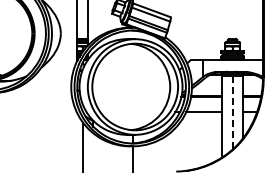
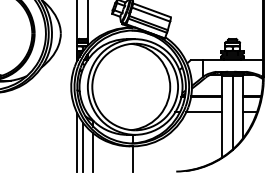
line: dashed -> solid (232, 112)
line: none -> present (77, 141)
line: none -> present (93, 152)
